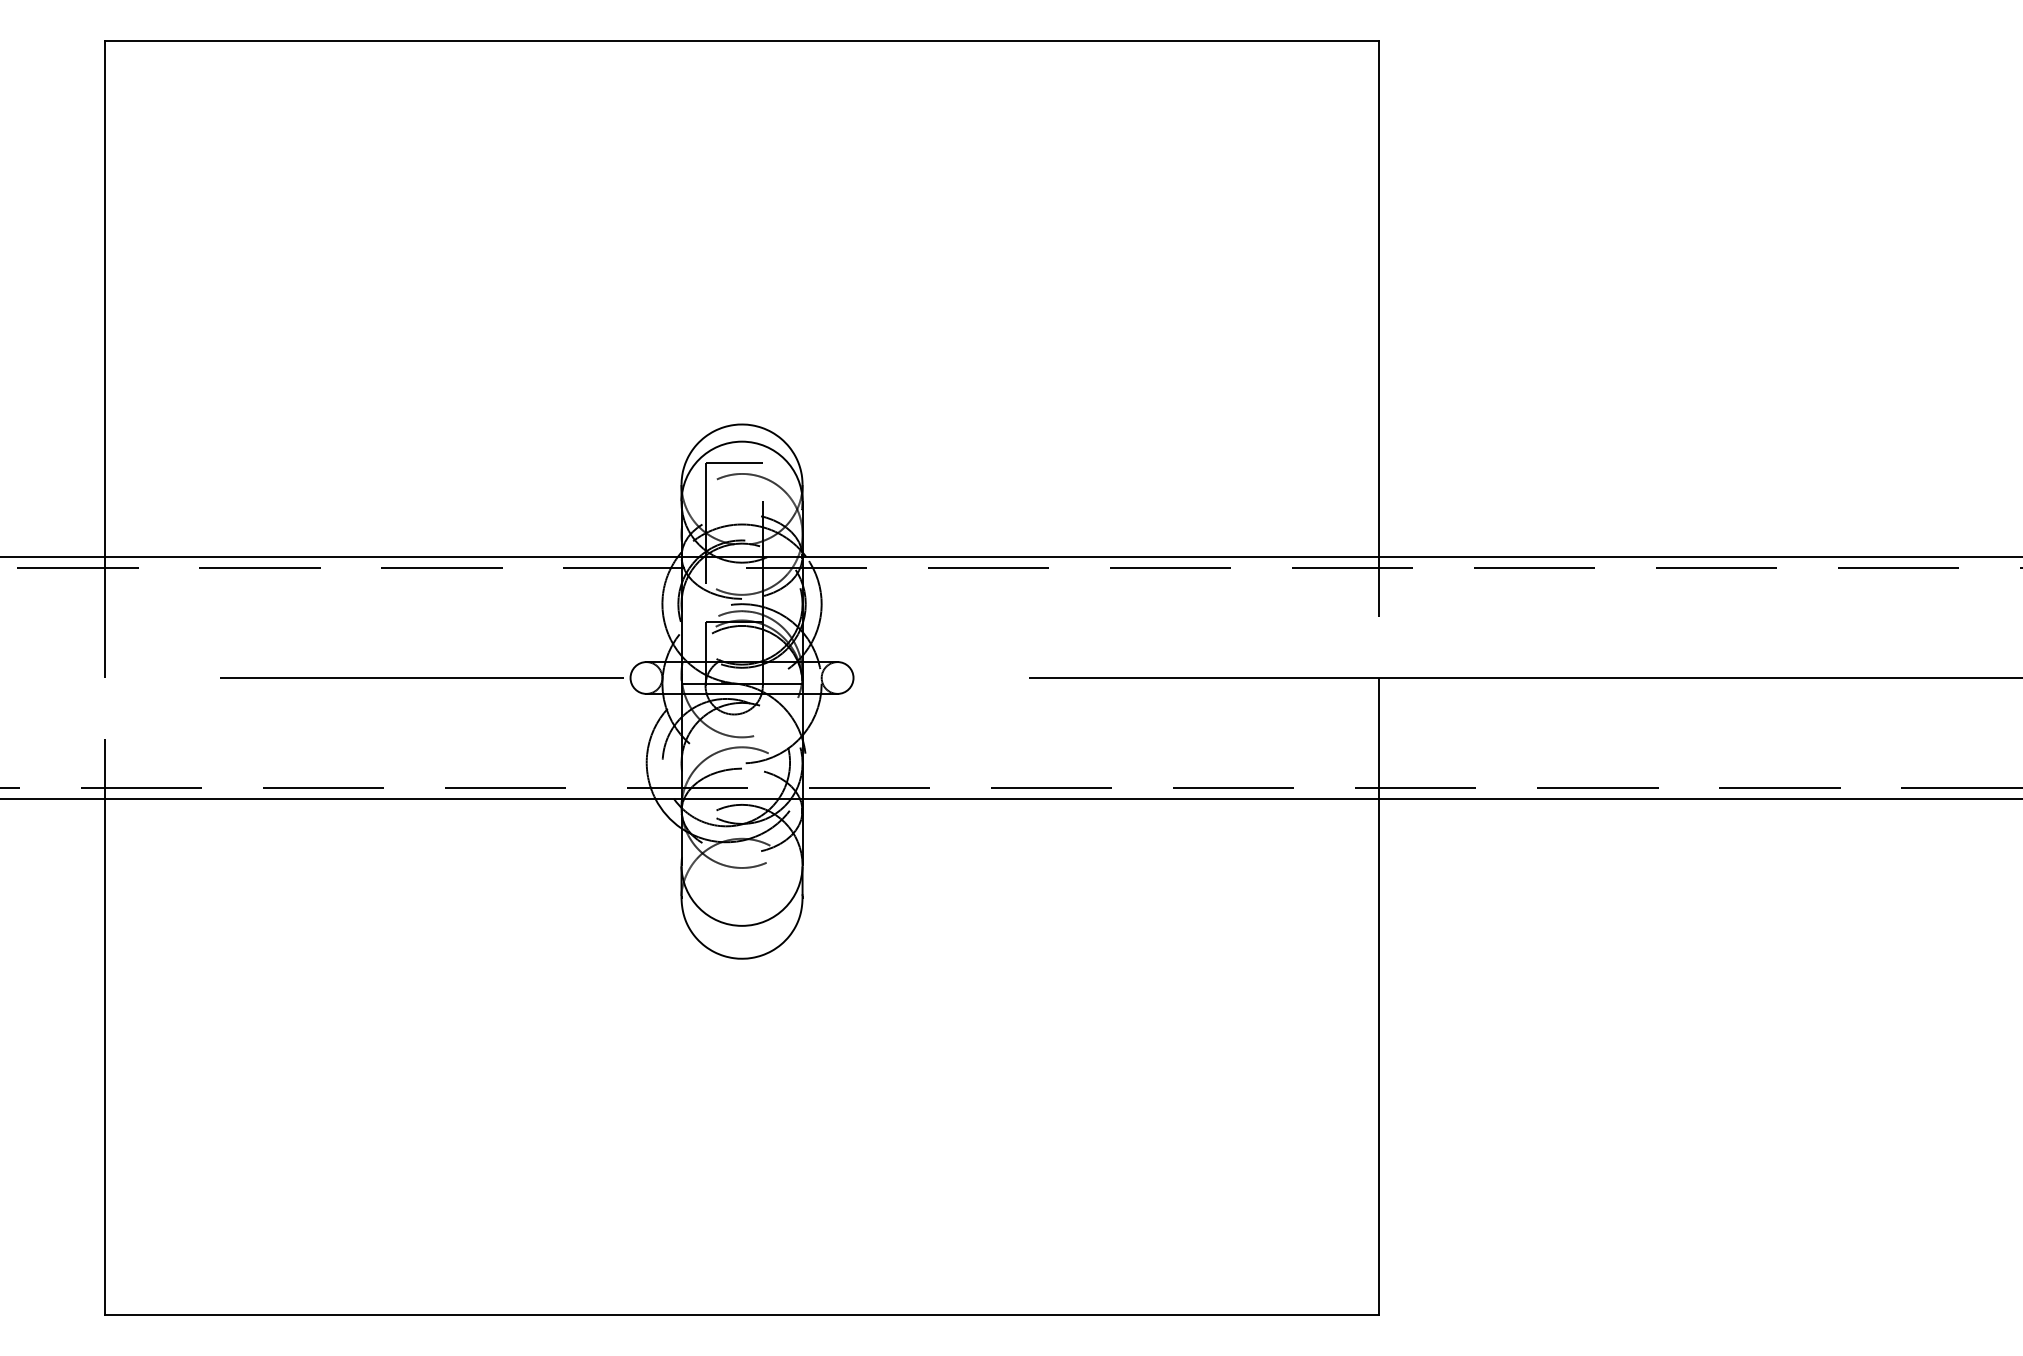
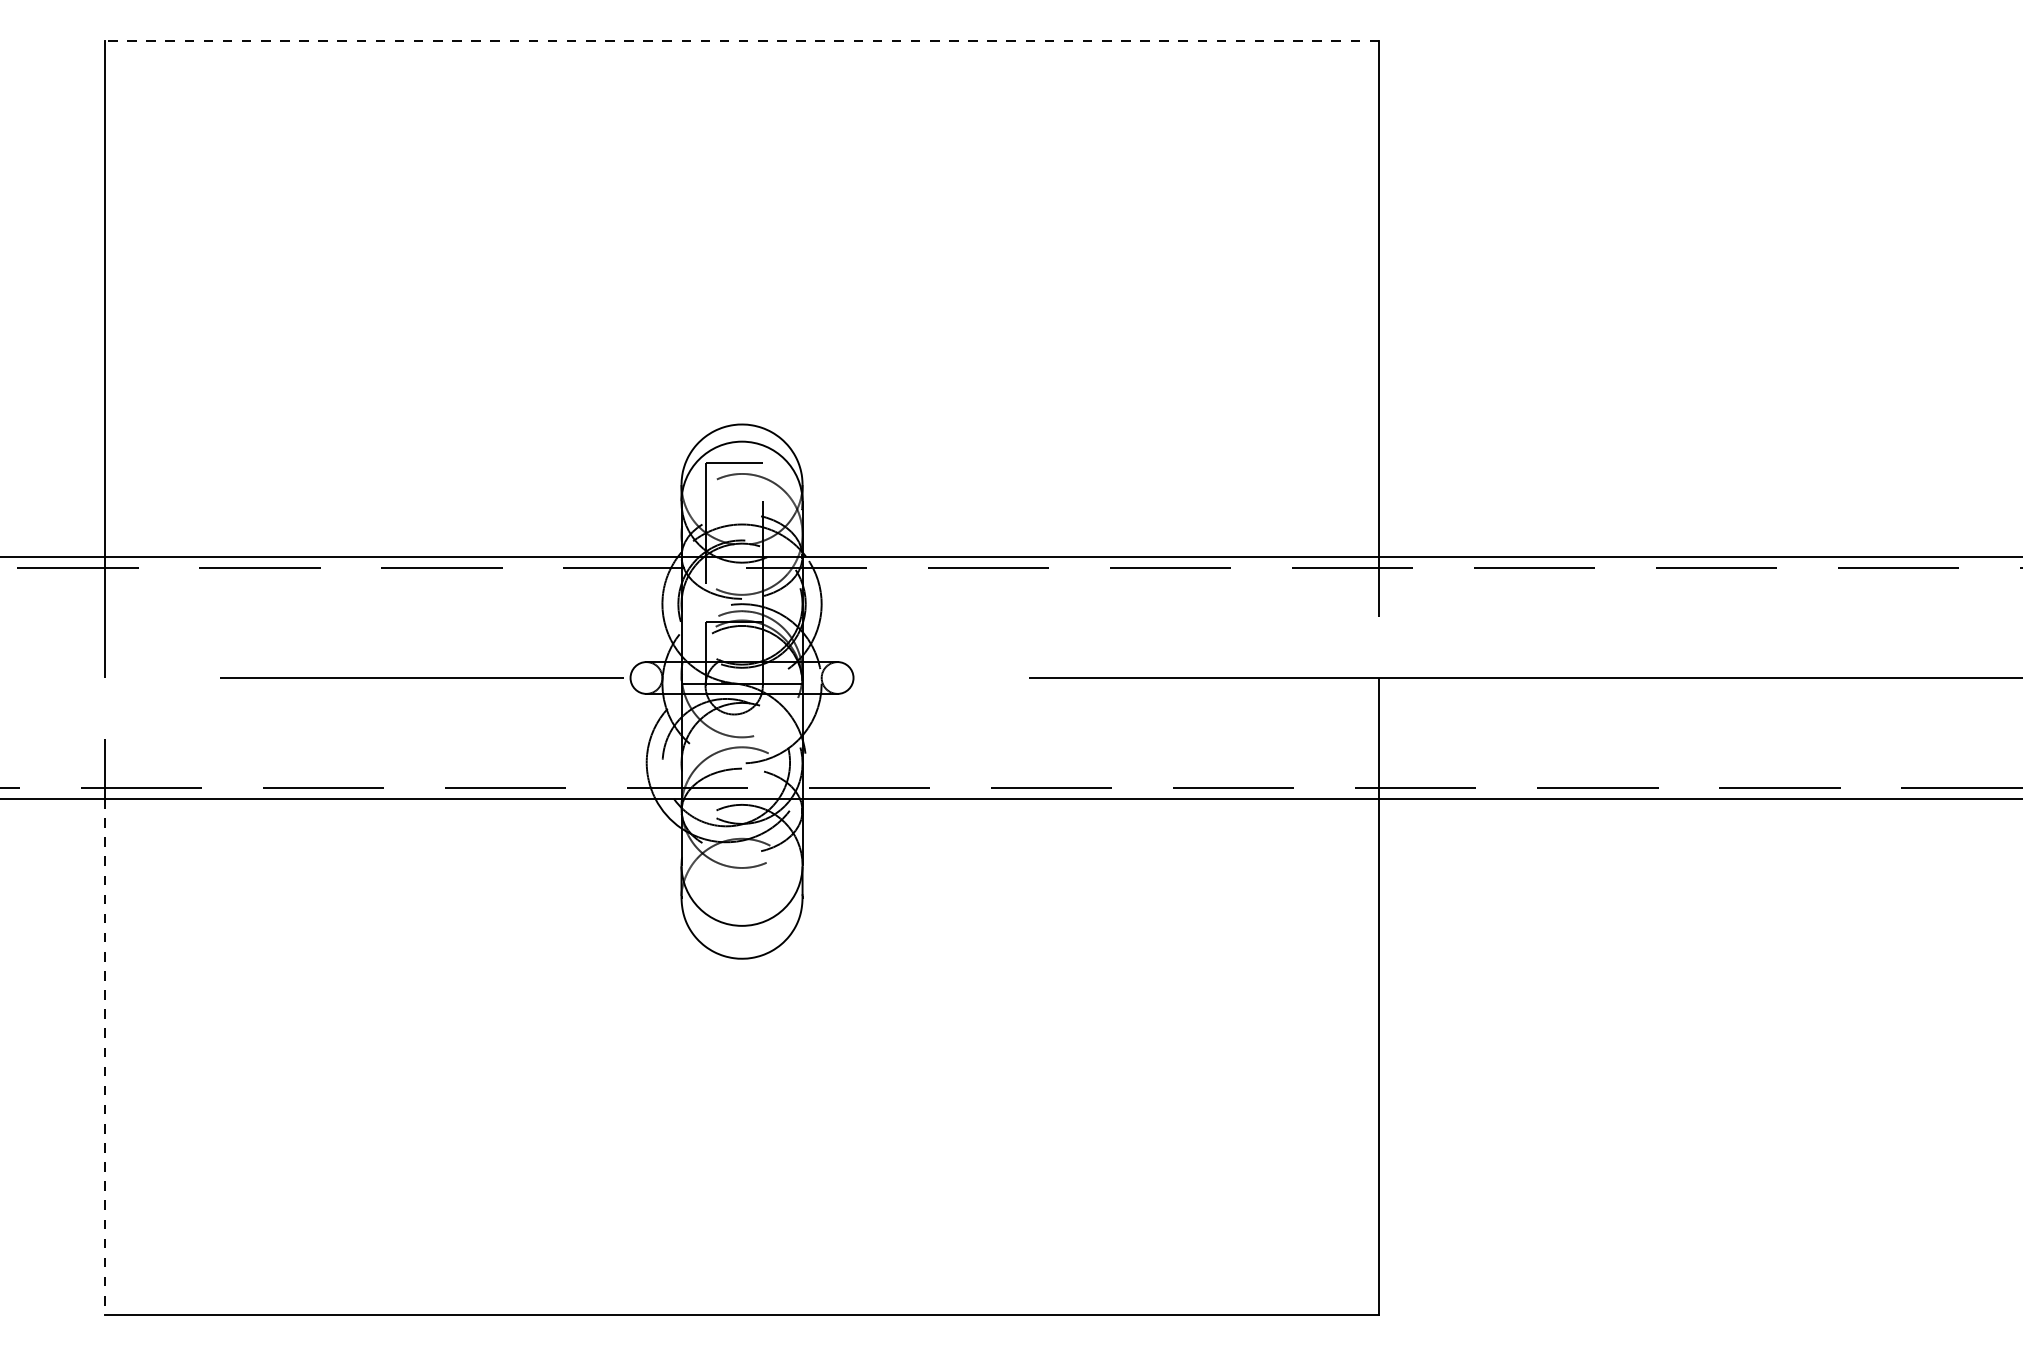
line: solid -> dashed (741, 40)
line: solid -> dashed (104, 1057)
